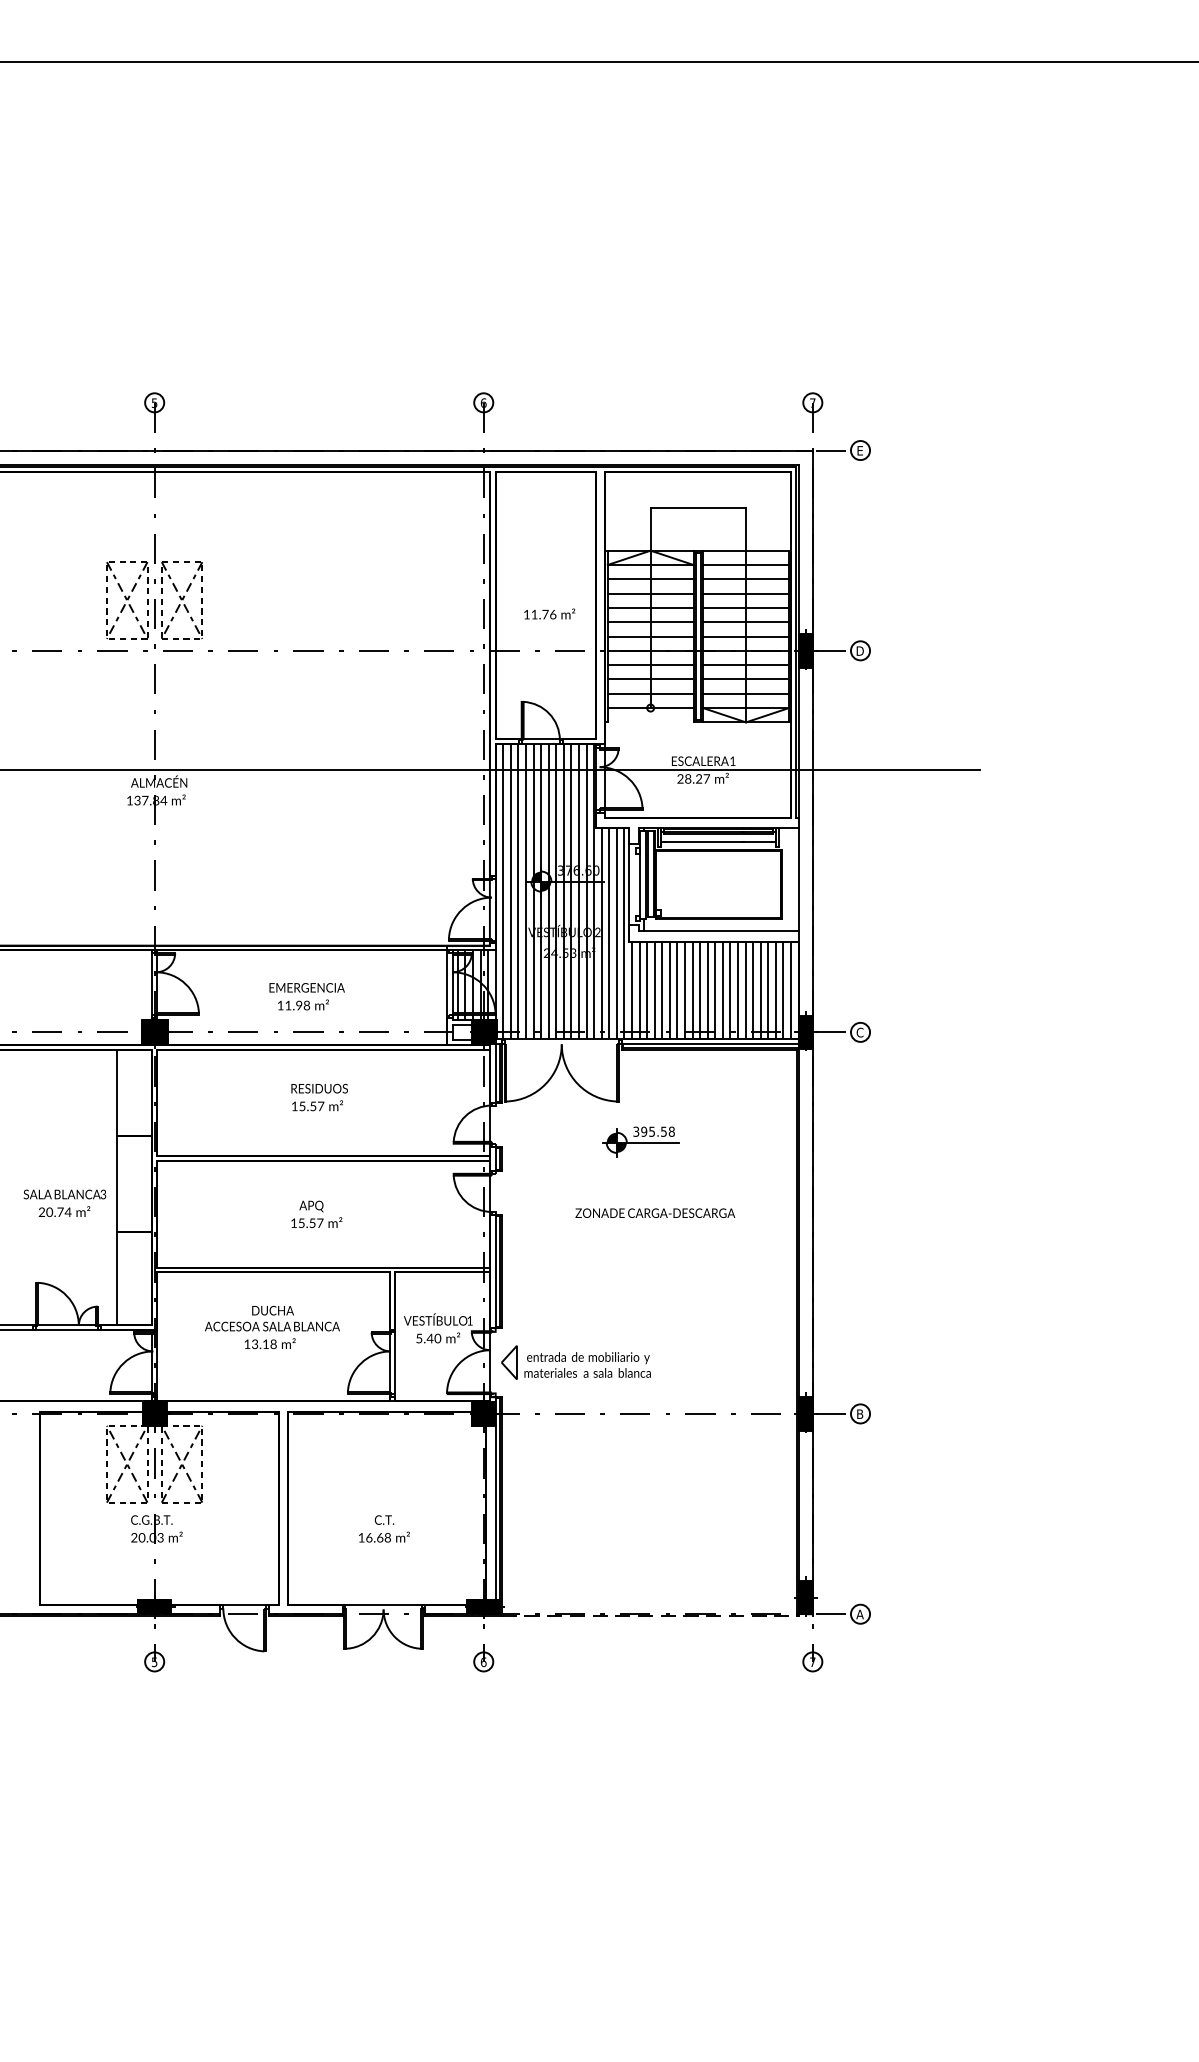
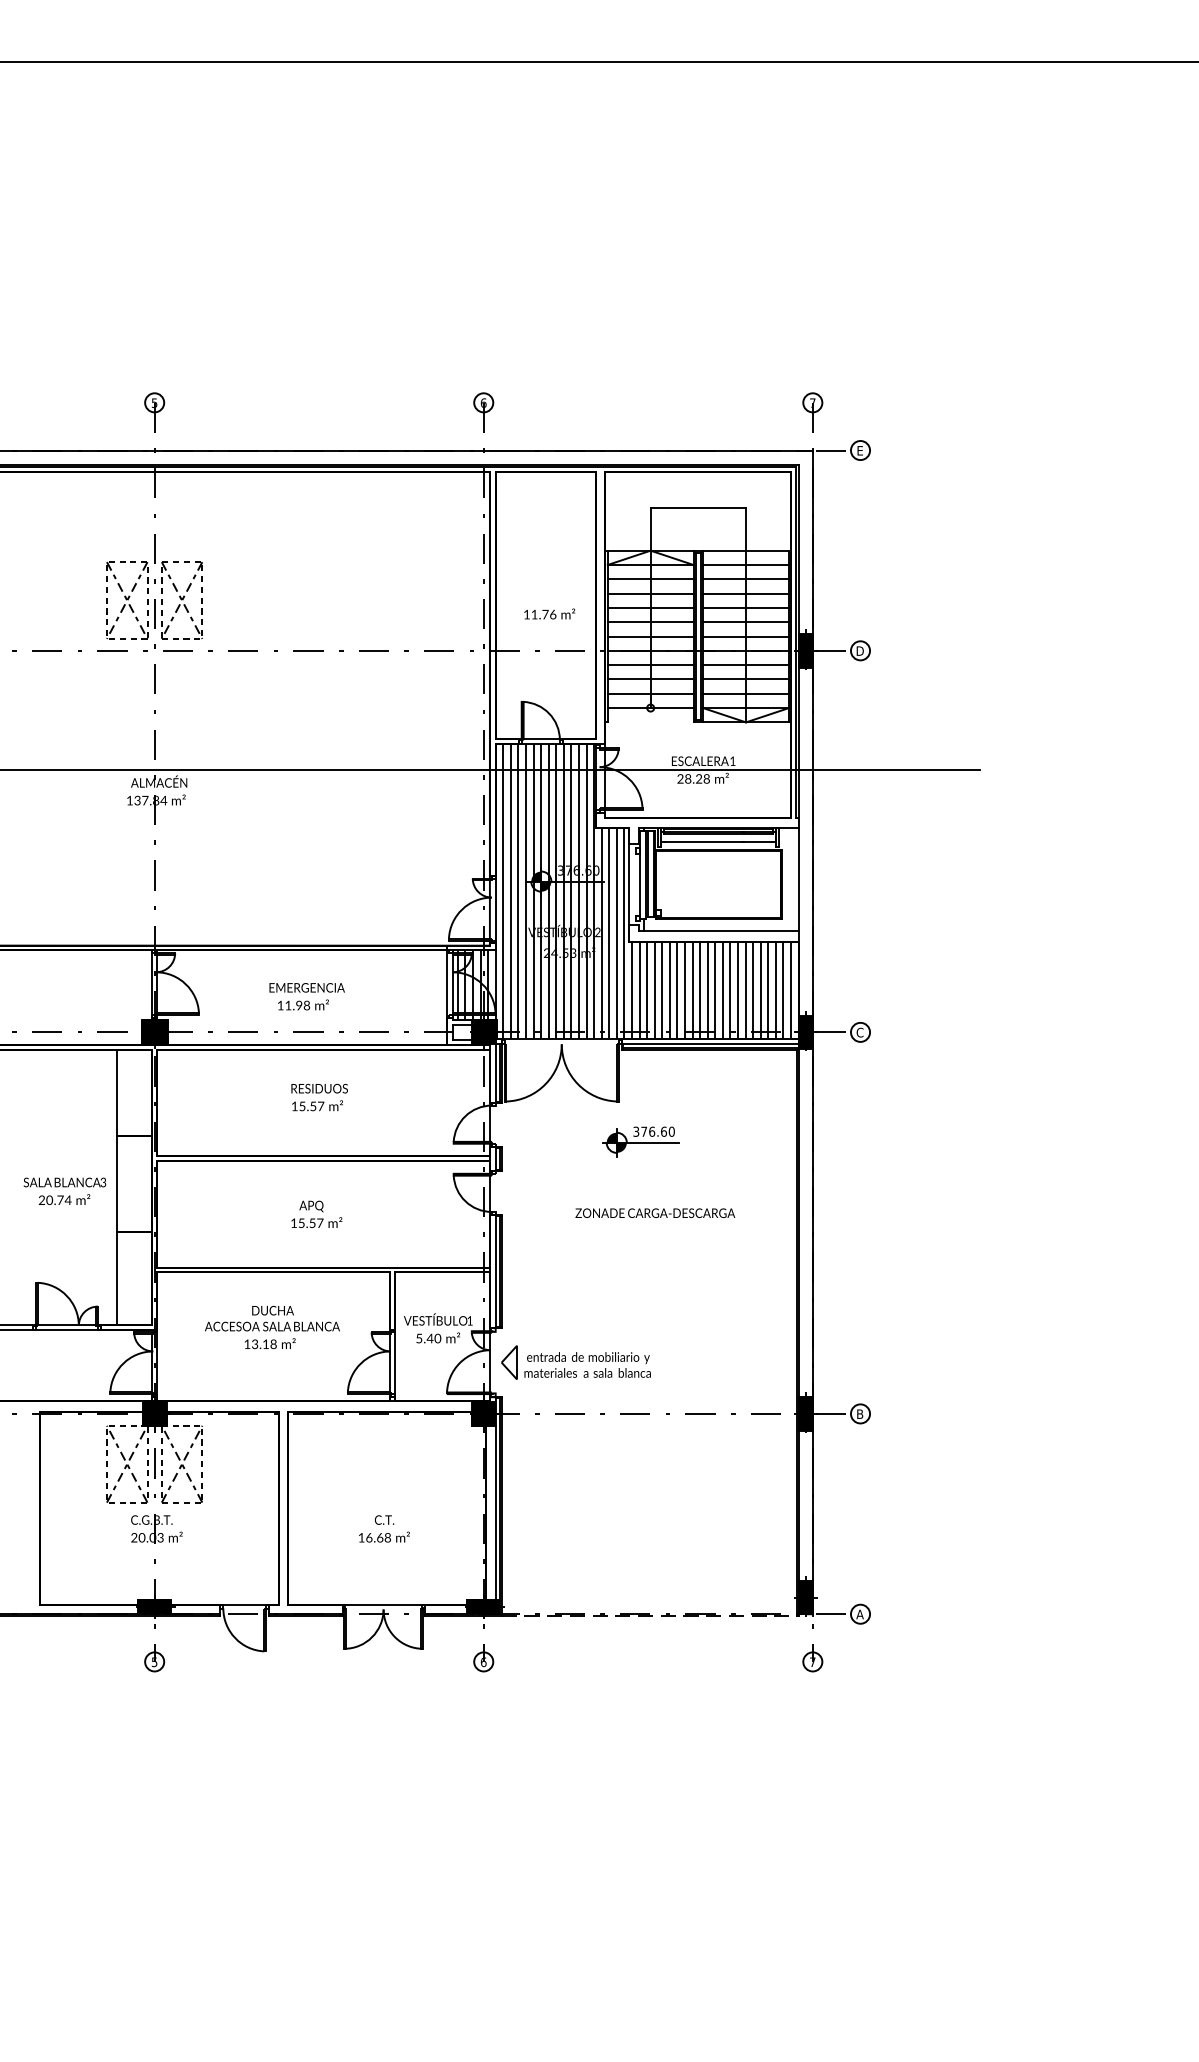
text: 28.27 -> 28.28 (706, 778)
text: 395.58 -> 376.60 (657, 1131)
text position: (64, 1202) -> (64, 1190) (64, 1190)
